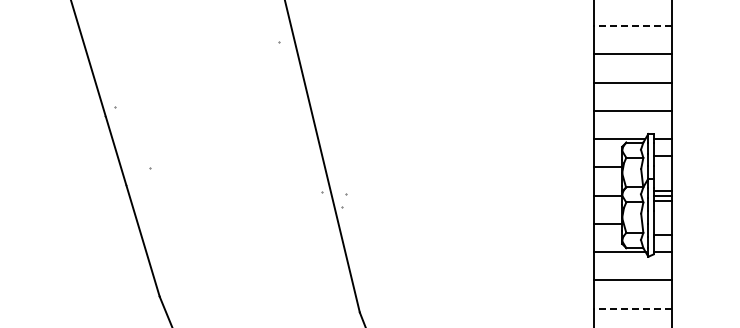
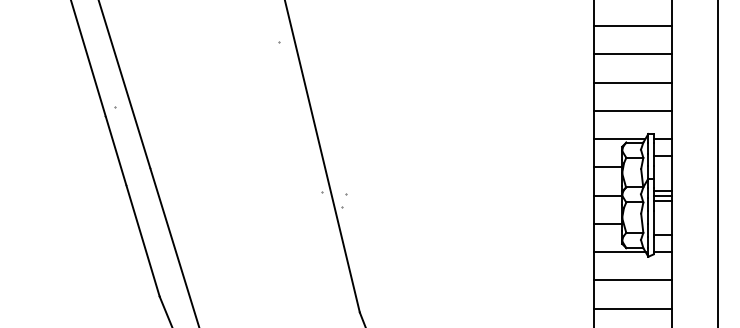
line: dashed -> solid (633, 25)
line: none -> present (148, 163)
line: none -> present (717, 163)
line: dashed -> solid (633, 308)
